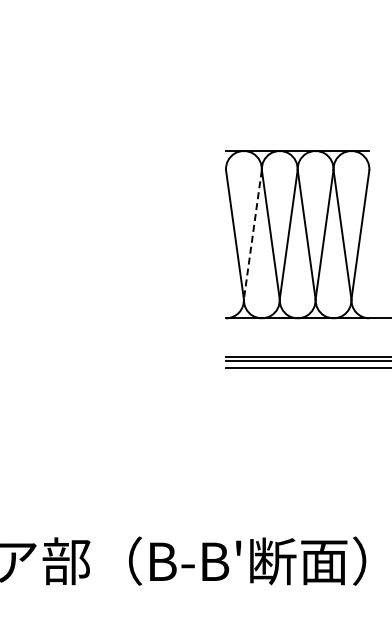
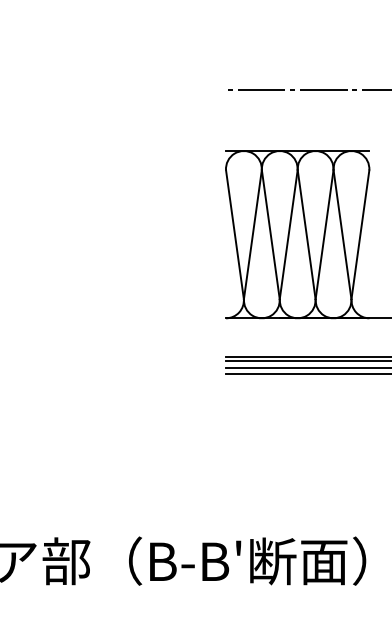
line: none -> present (307, 90)
line: dashed -> solid (252, 234)
line: none -> present (307, 374)
